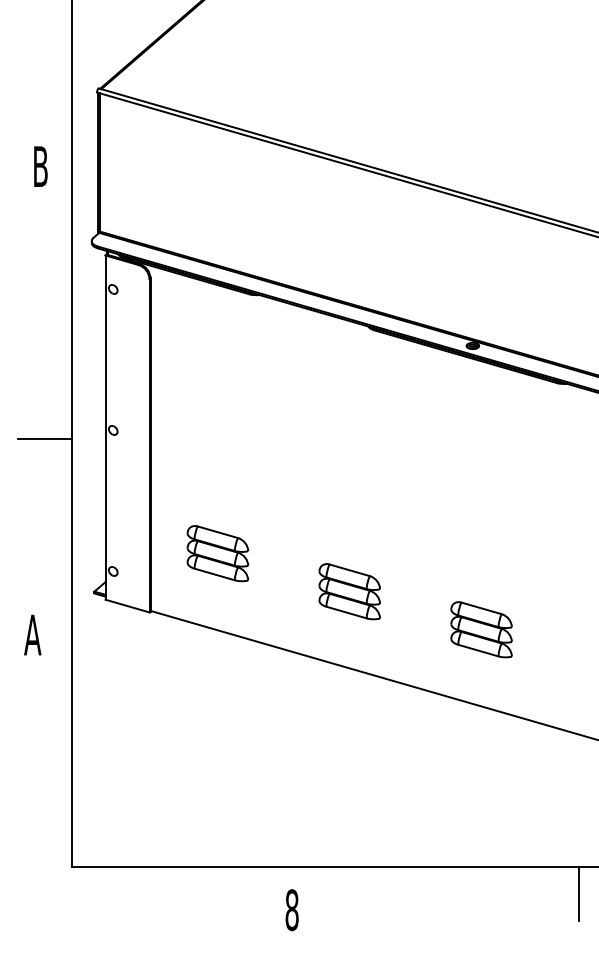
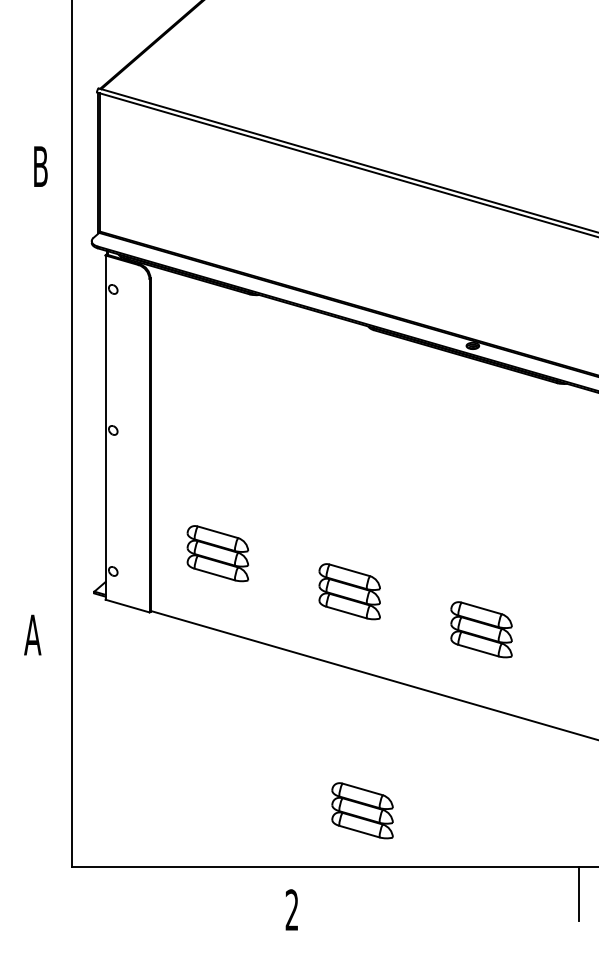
line: present -> none (44, 438)
part: none -> present (362, 810)
text: 8 -> 2 (291, 910)
